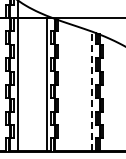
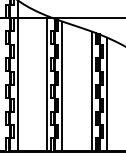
line: none -> present (62, 86)
line: dashed -> solid (91, 91)
line: none -> present (107, 94)
